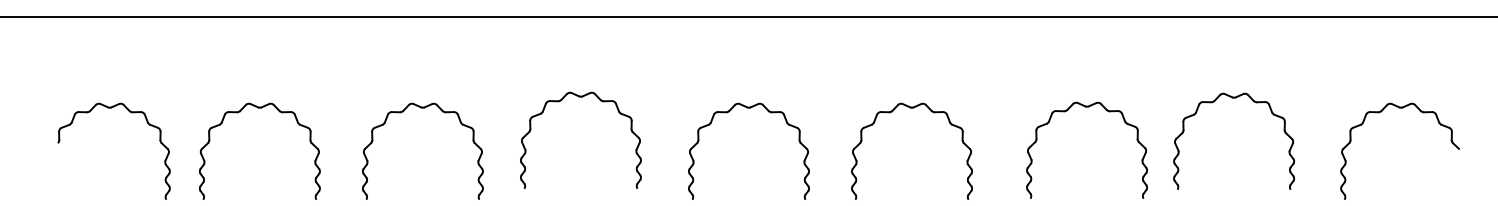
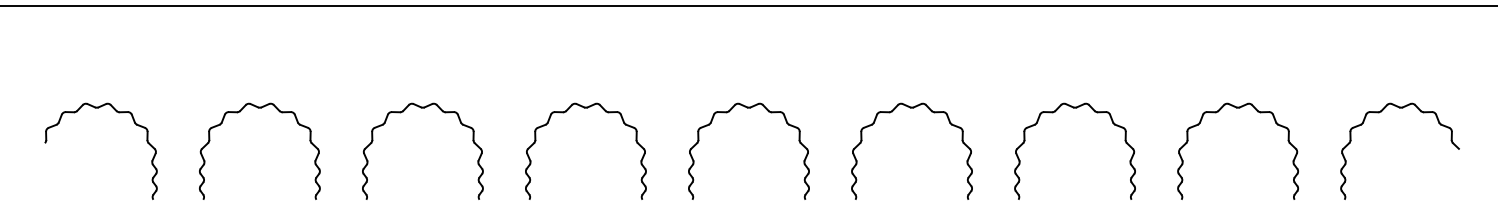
line position: (748, 17) -> (748, 6) (748, 6)
part position: (580, 97) -> (585, 108) (585, 108)
part position: (1233, 98) -> (1237, 108) (1237, 108)
part position: (1086, 107) -> (1074, 108) (1074, 108)
part position: (131, 113) -> (118, 113) (118, 113)
